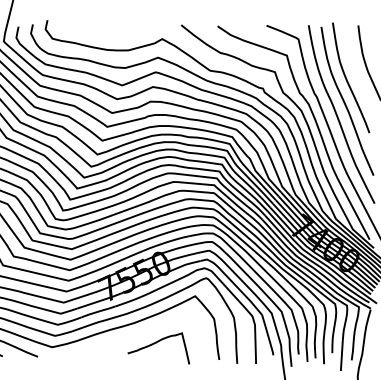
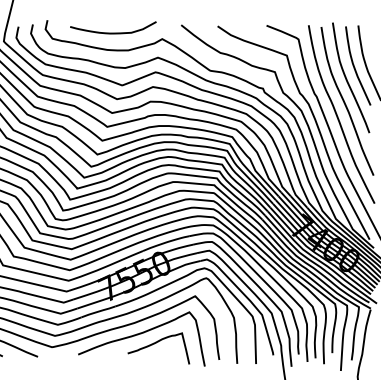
curve: none -> present (113, 32)
curve: none -> present (355, 67)
curve: none -> present (141, 334)
